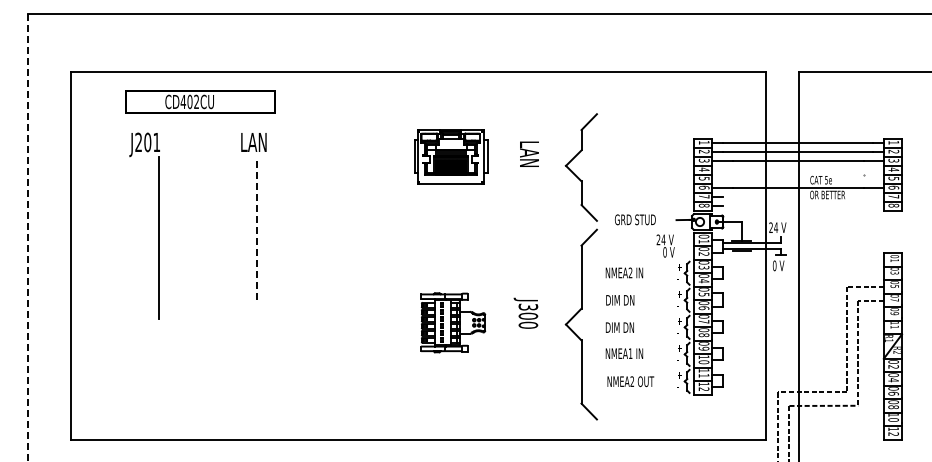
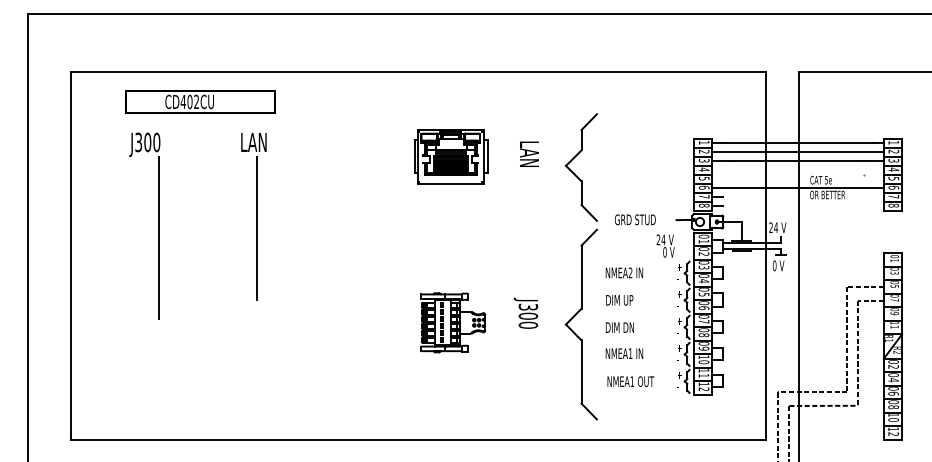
text: J201 -> J300 (147, 142)
line: dashed -> solid (257, 228)
line: dashed -> solid (27, 237)
text: DIM DN -> DIM UP (629, 300)
text: NMEA2 -> NMEA1 (631, 381)
